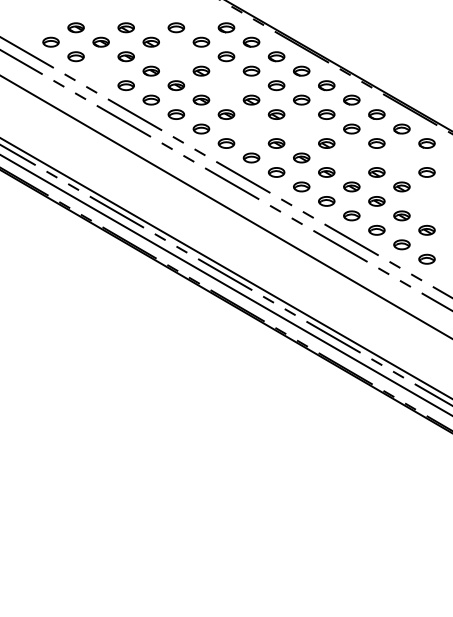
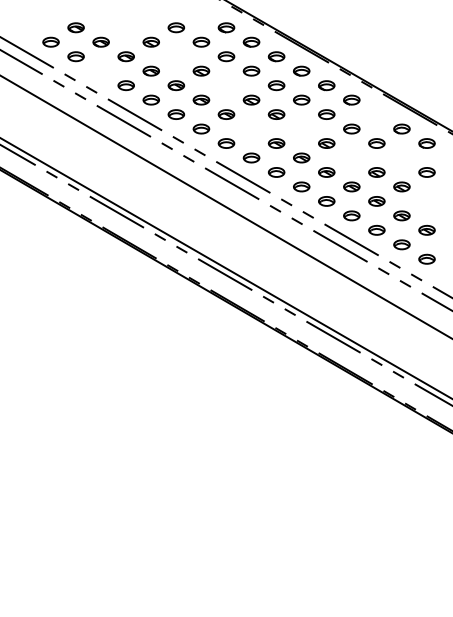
part: present -> none (125, 27)
part: present -> none (376, 114)
line: present -> none (225, 284)
